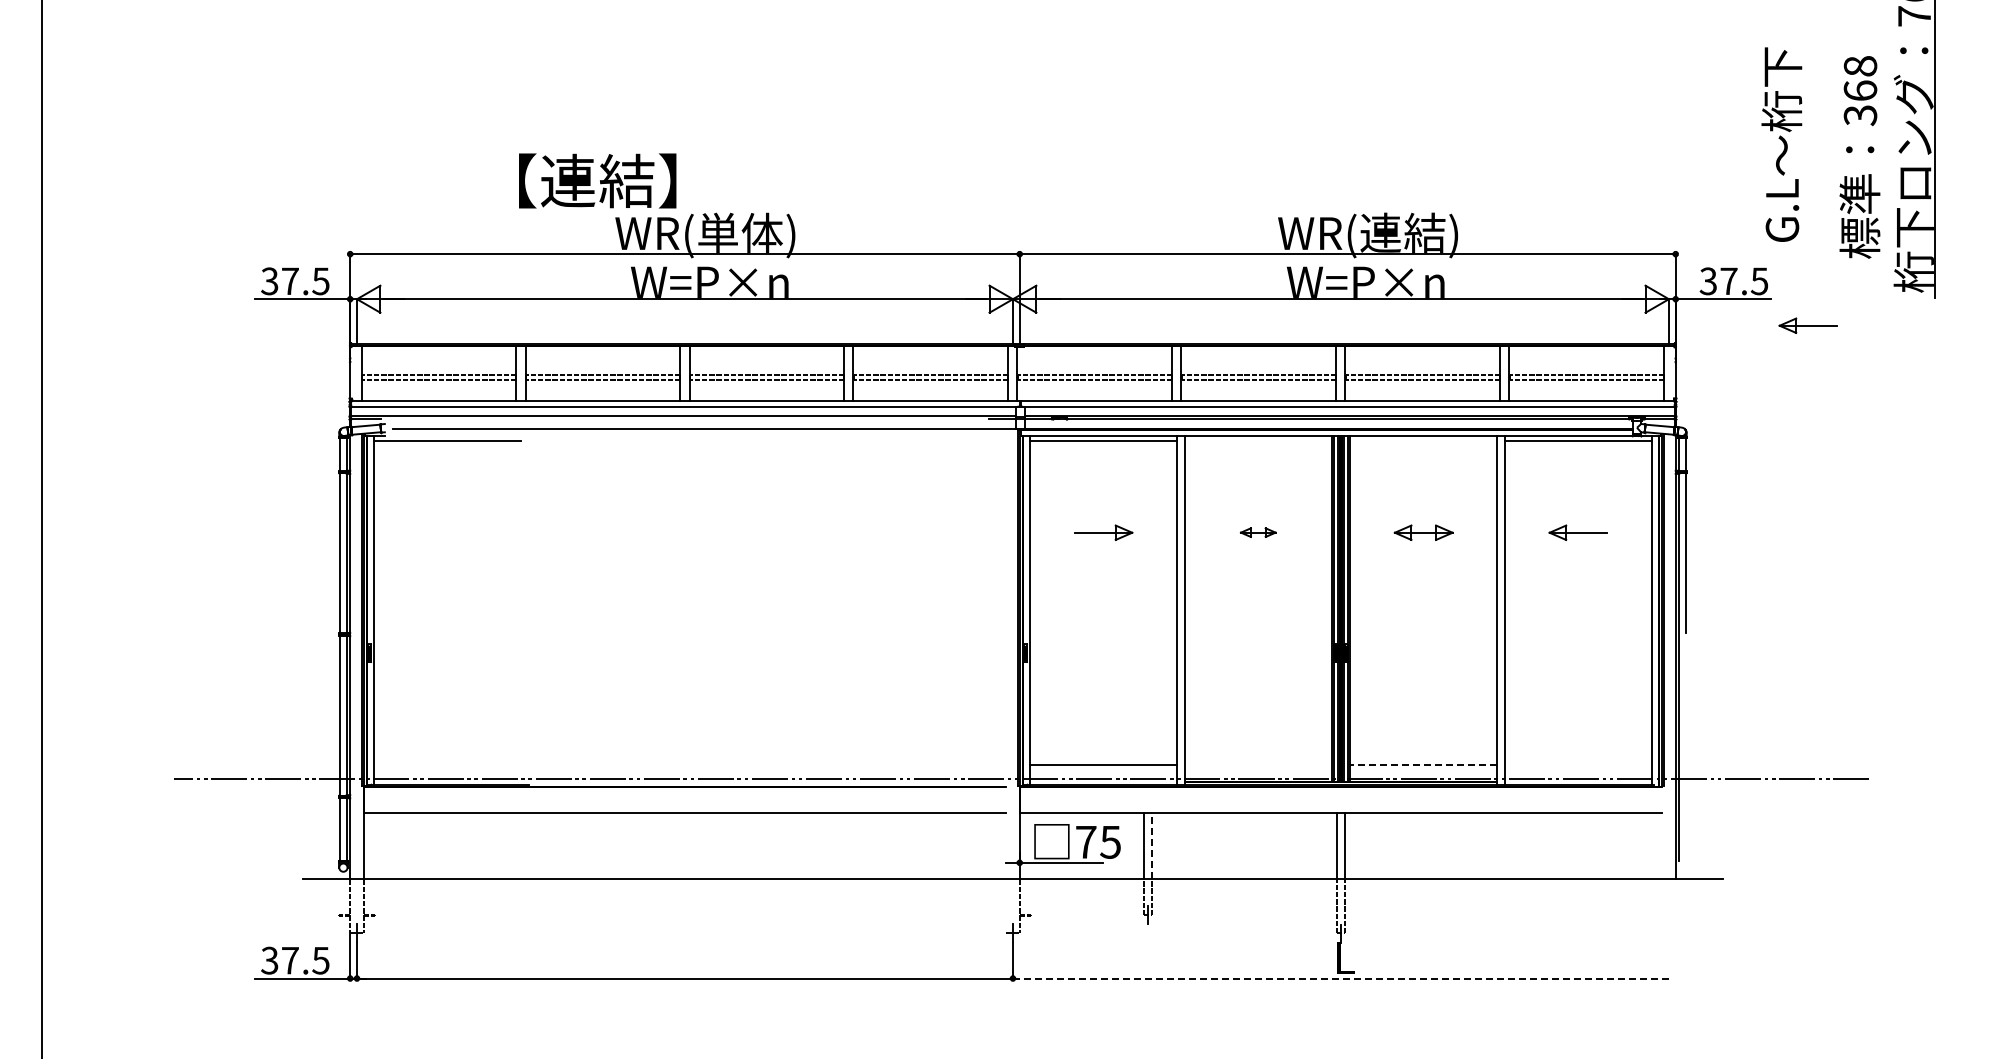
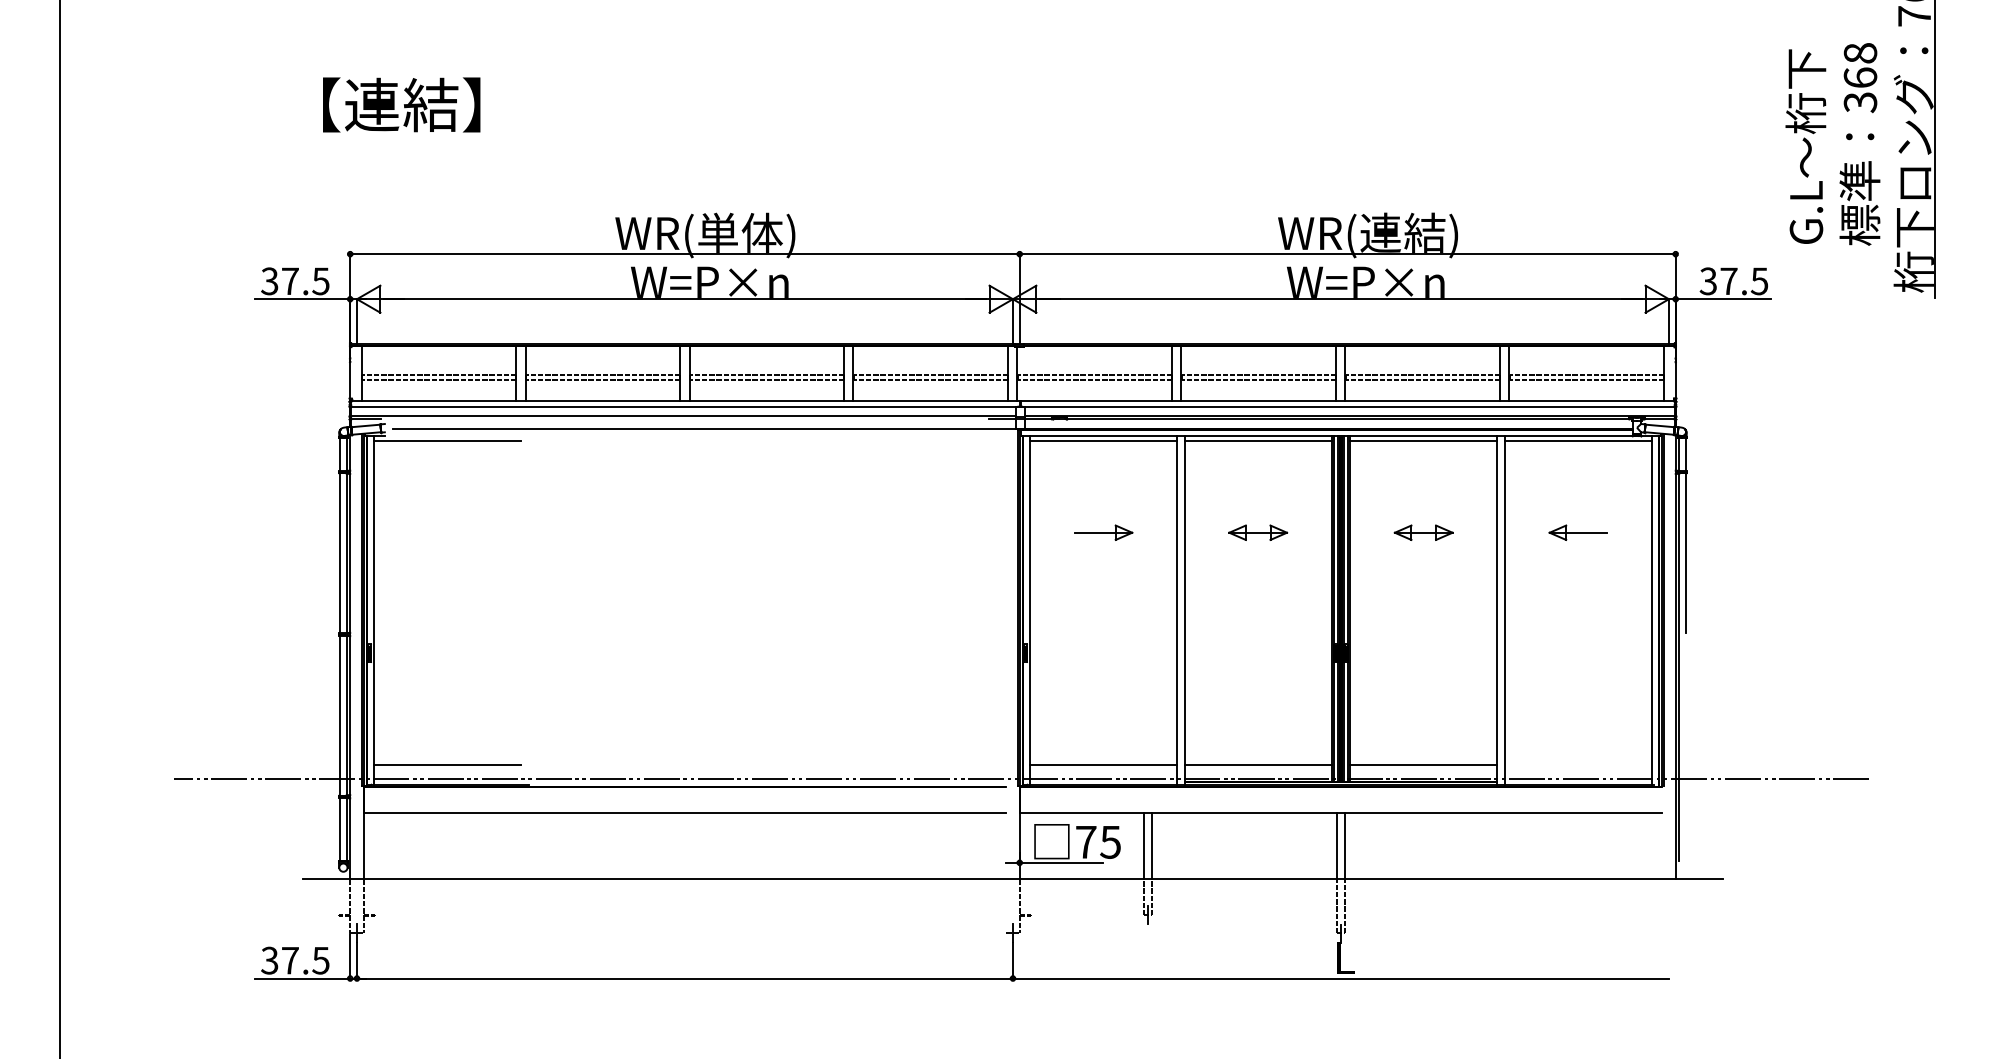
text position: (1781, 144) -> (1805, 146) (1805, 146)
text position: (1859, 157) -> (1859, 144) (1859, 144)
text position: (597, 180) -> (401, 104) (401, 104)
part: present -> none (1807, 325)
line: none -> present (1257, 441)
line: none -> present (1423, 441)
line position: (41, 528) -> (59, 528) (59, 528)
part size: 38x11 px -> 61x17 px (1258, 532)
line: none -> present (447, 765)
line: none -> present (1257, 765)
line: dashed -> solid (1423, 765)
line: dashed -> solid (1152, 845)
line: dashed -> solid (1340, 978)
